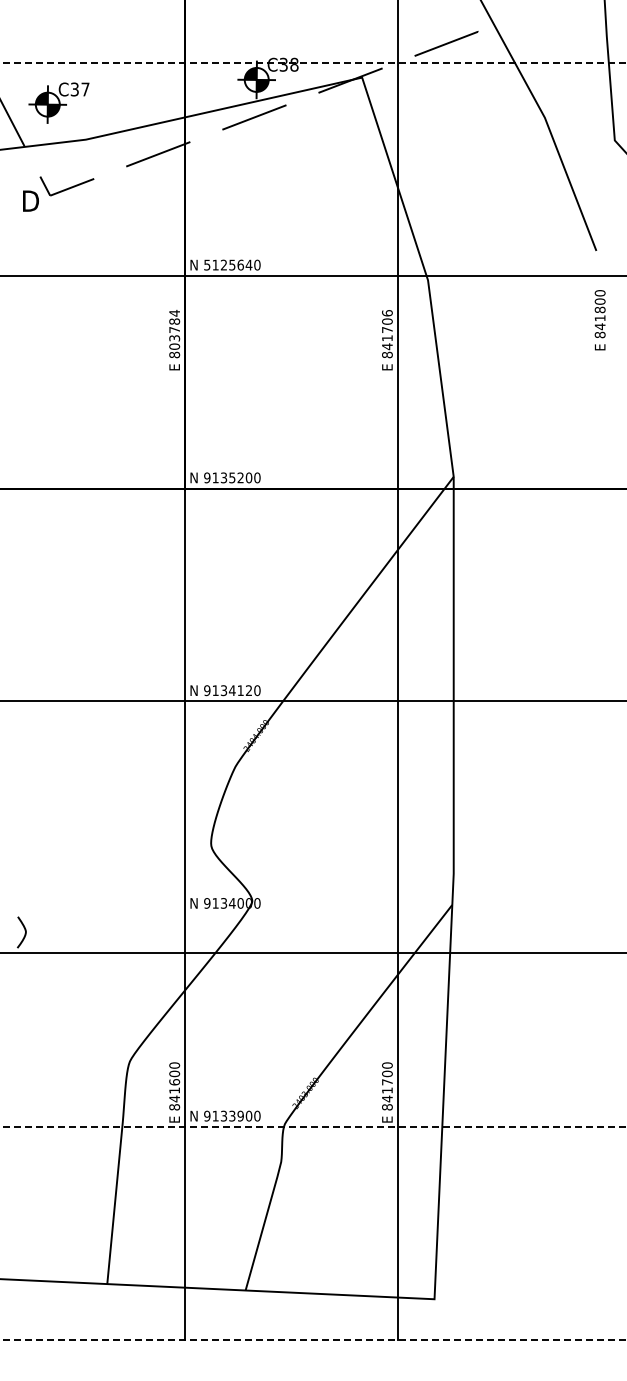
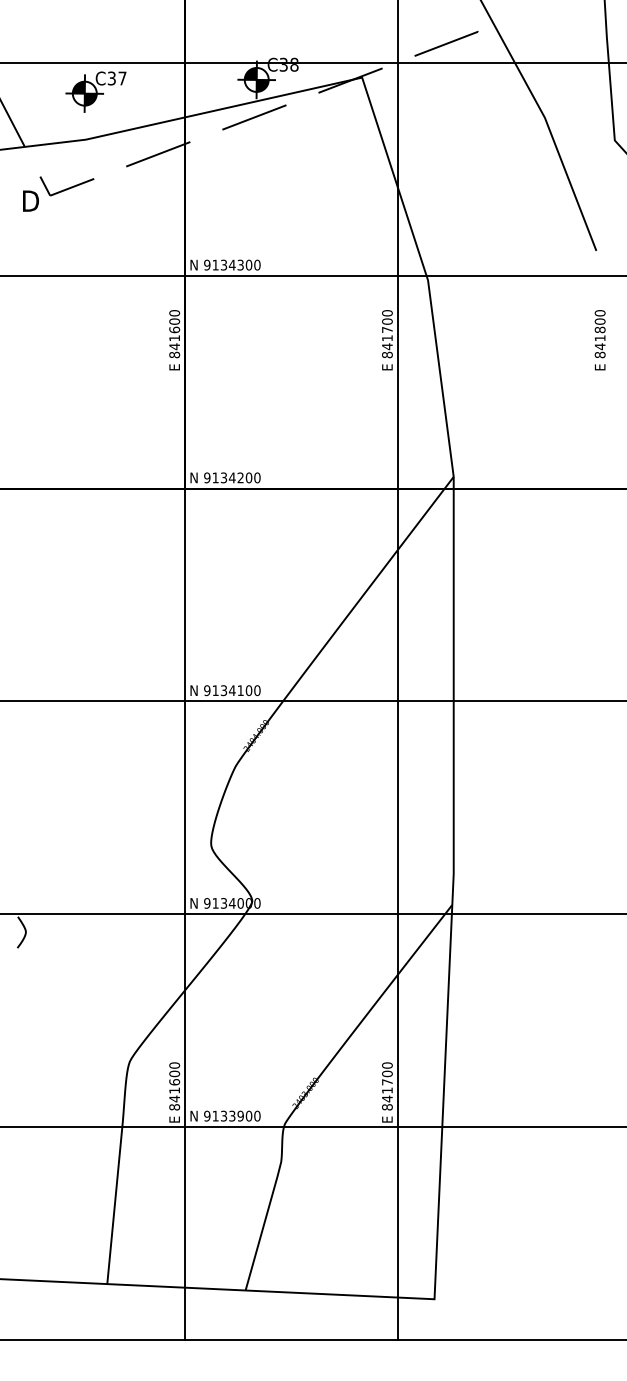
line: dashed -> solid (313, 63)
part position: (58, 102) -> (95, 91) (95, 91)
text: 5125640 -> 9134300 (228, 264)
text: 841706 -> 841700 (387, 313)
text position: (599, 320) -> (599, 340) (599, 340)
text: 803784 -> 841600 (174, 329)
text: 9135200 -> 9134200 (231, 477)
text: 9134120 -> 9134100 (248, 690)
line position: (312, 953) -> (312, 914) (312, 914)
line: dashed -> solid (313, 1126)
line: dashed -> solid (313, 1339)
